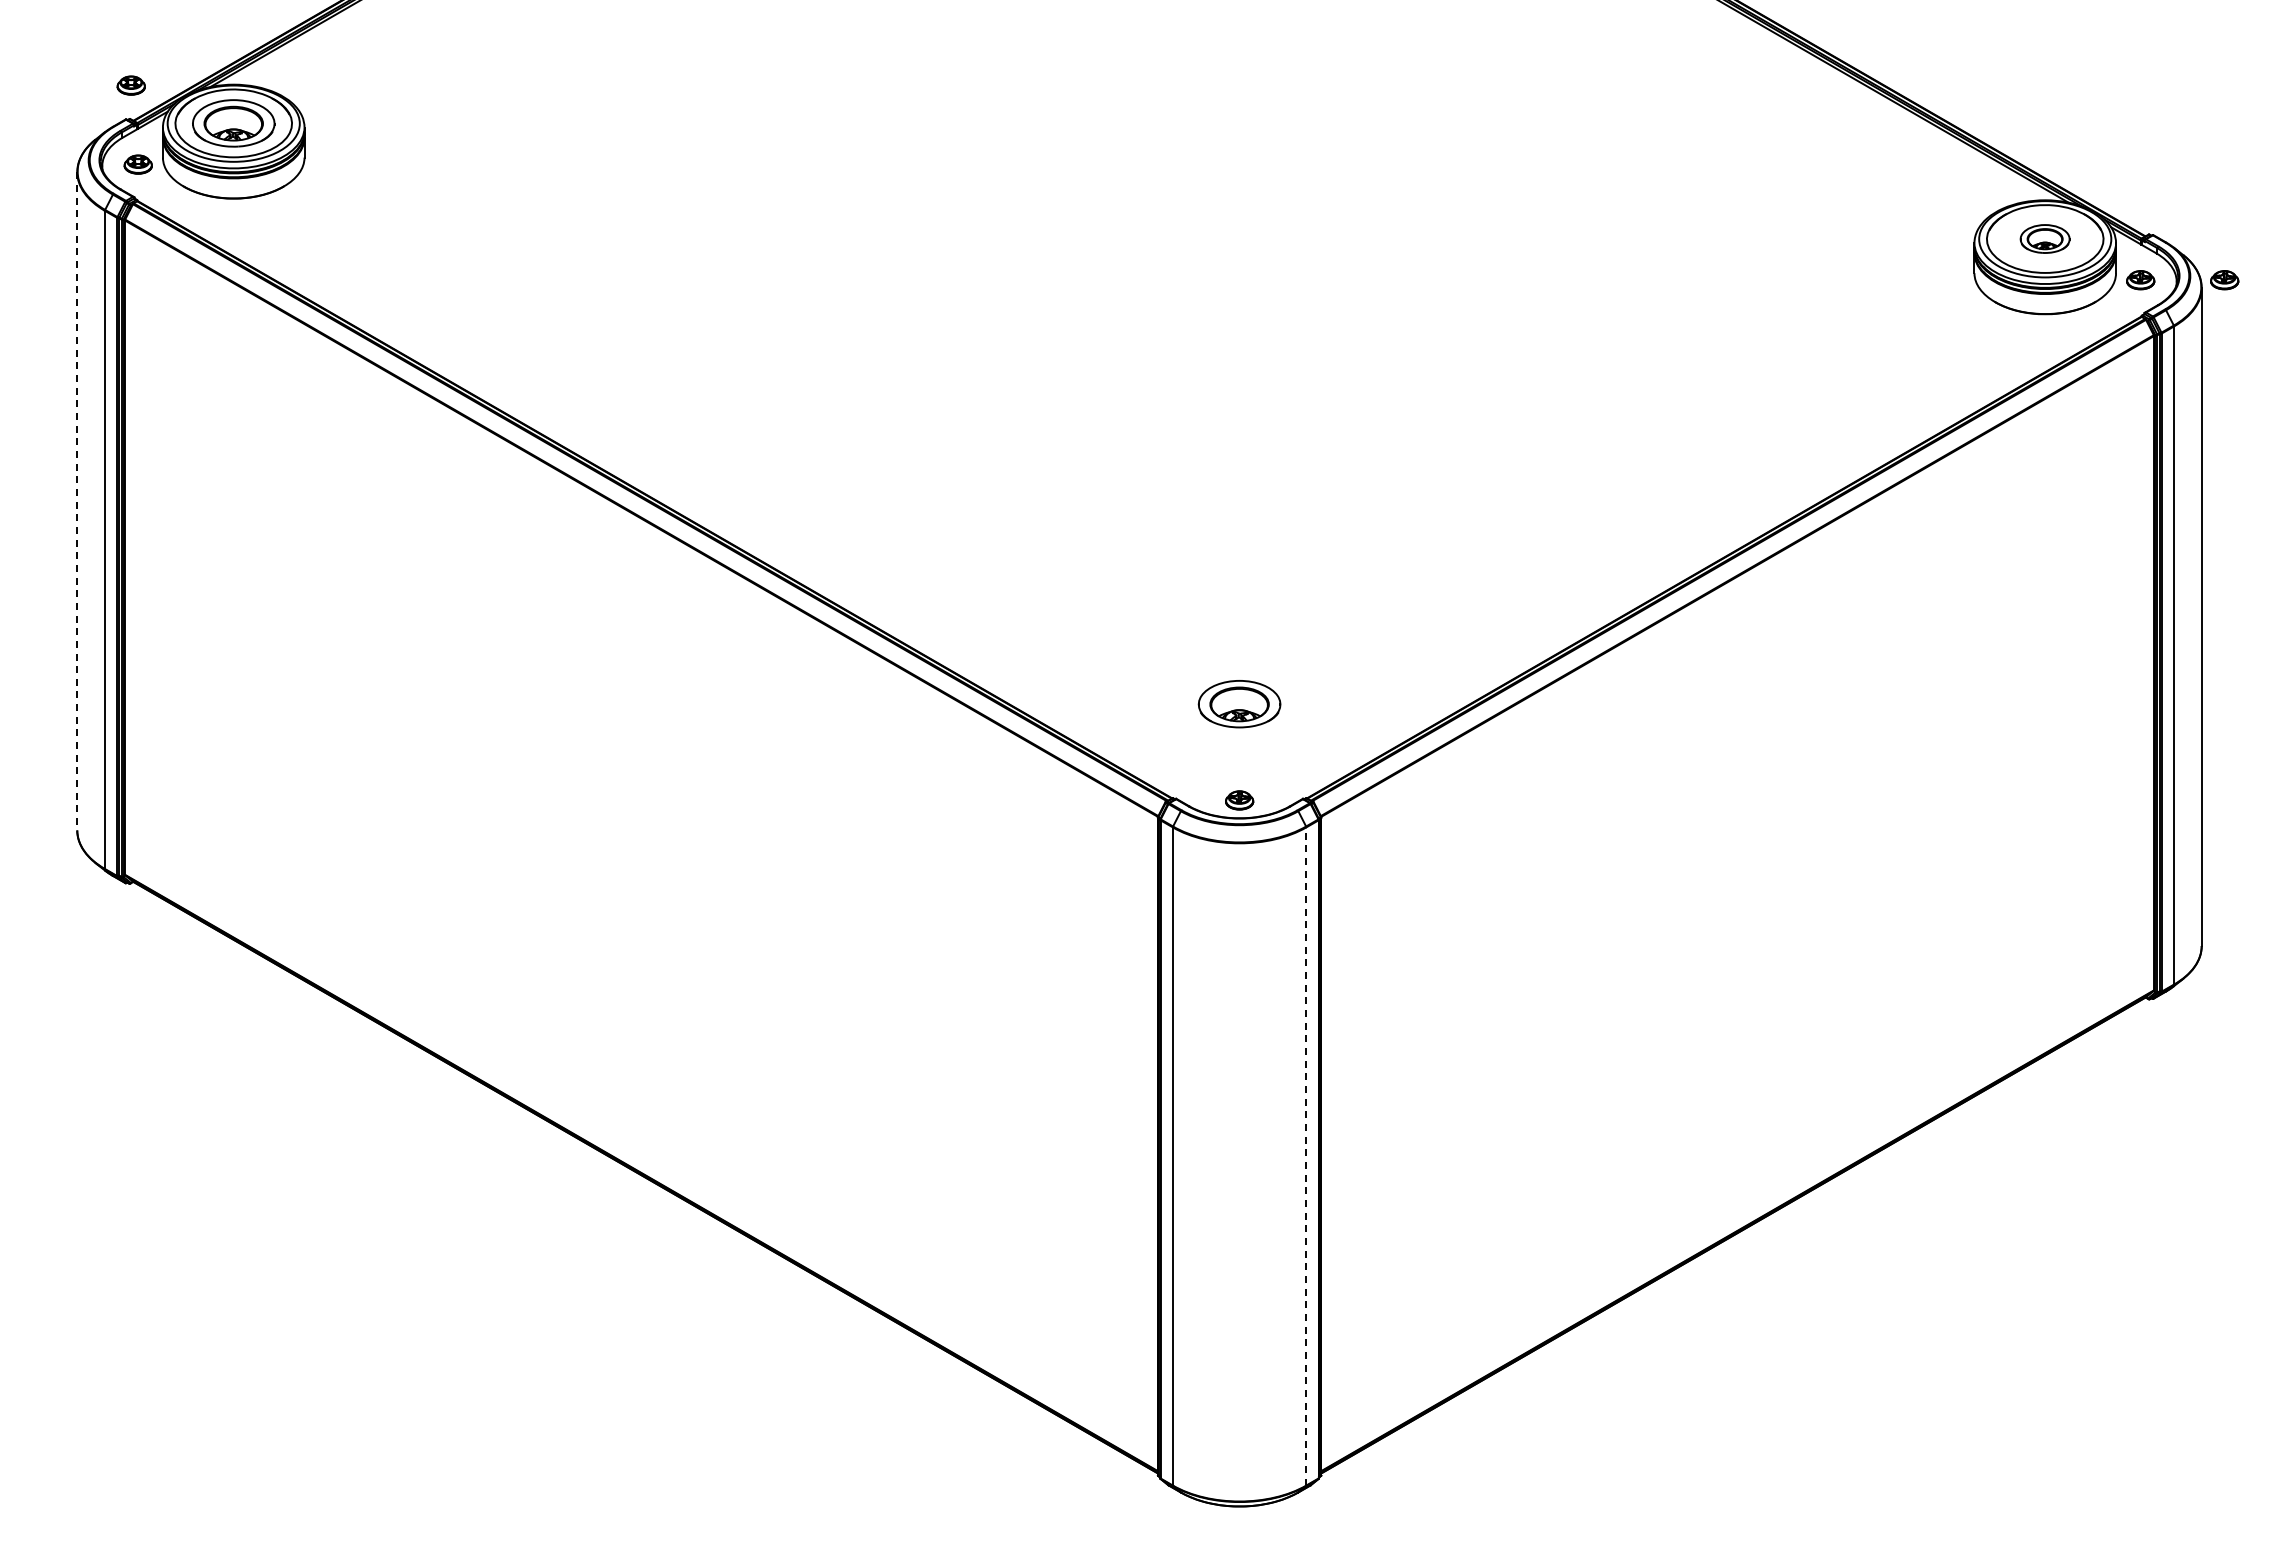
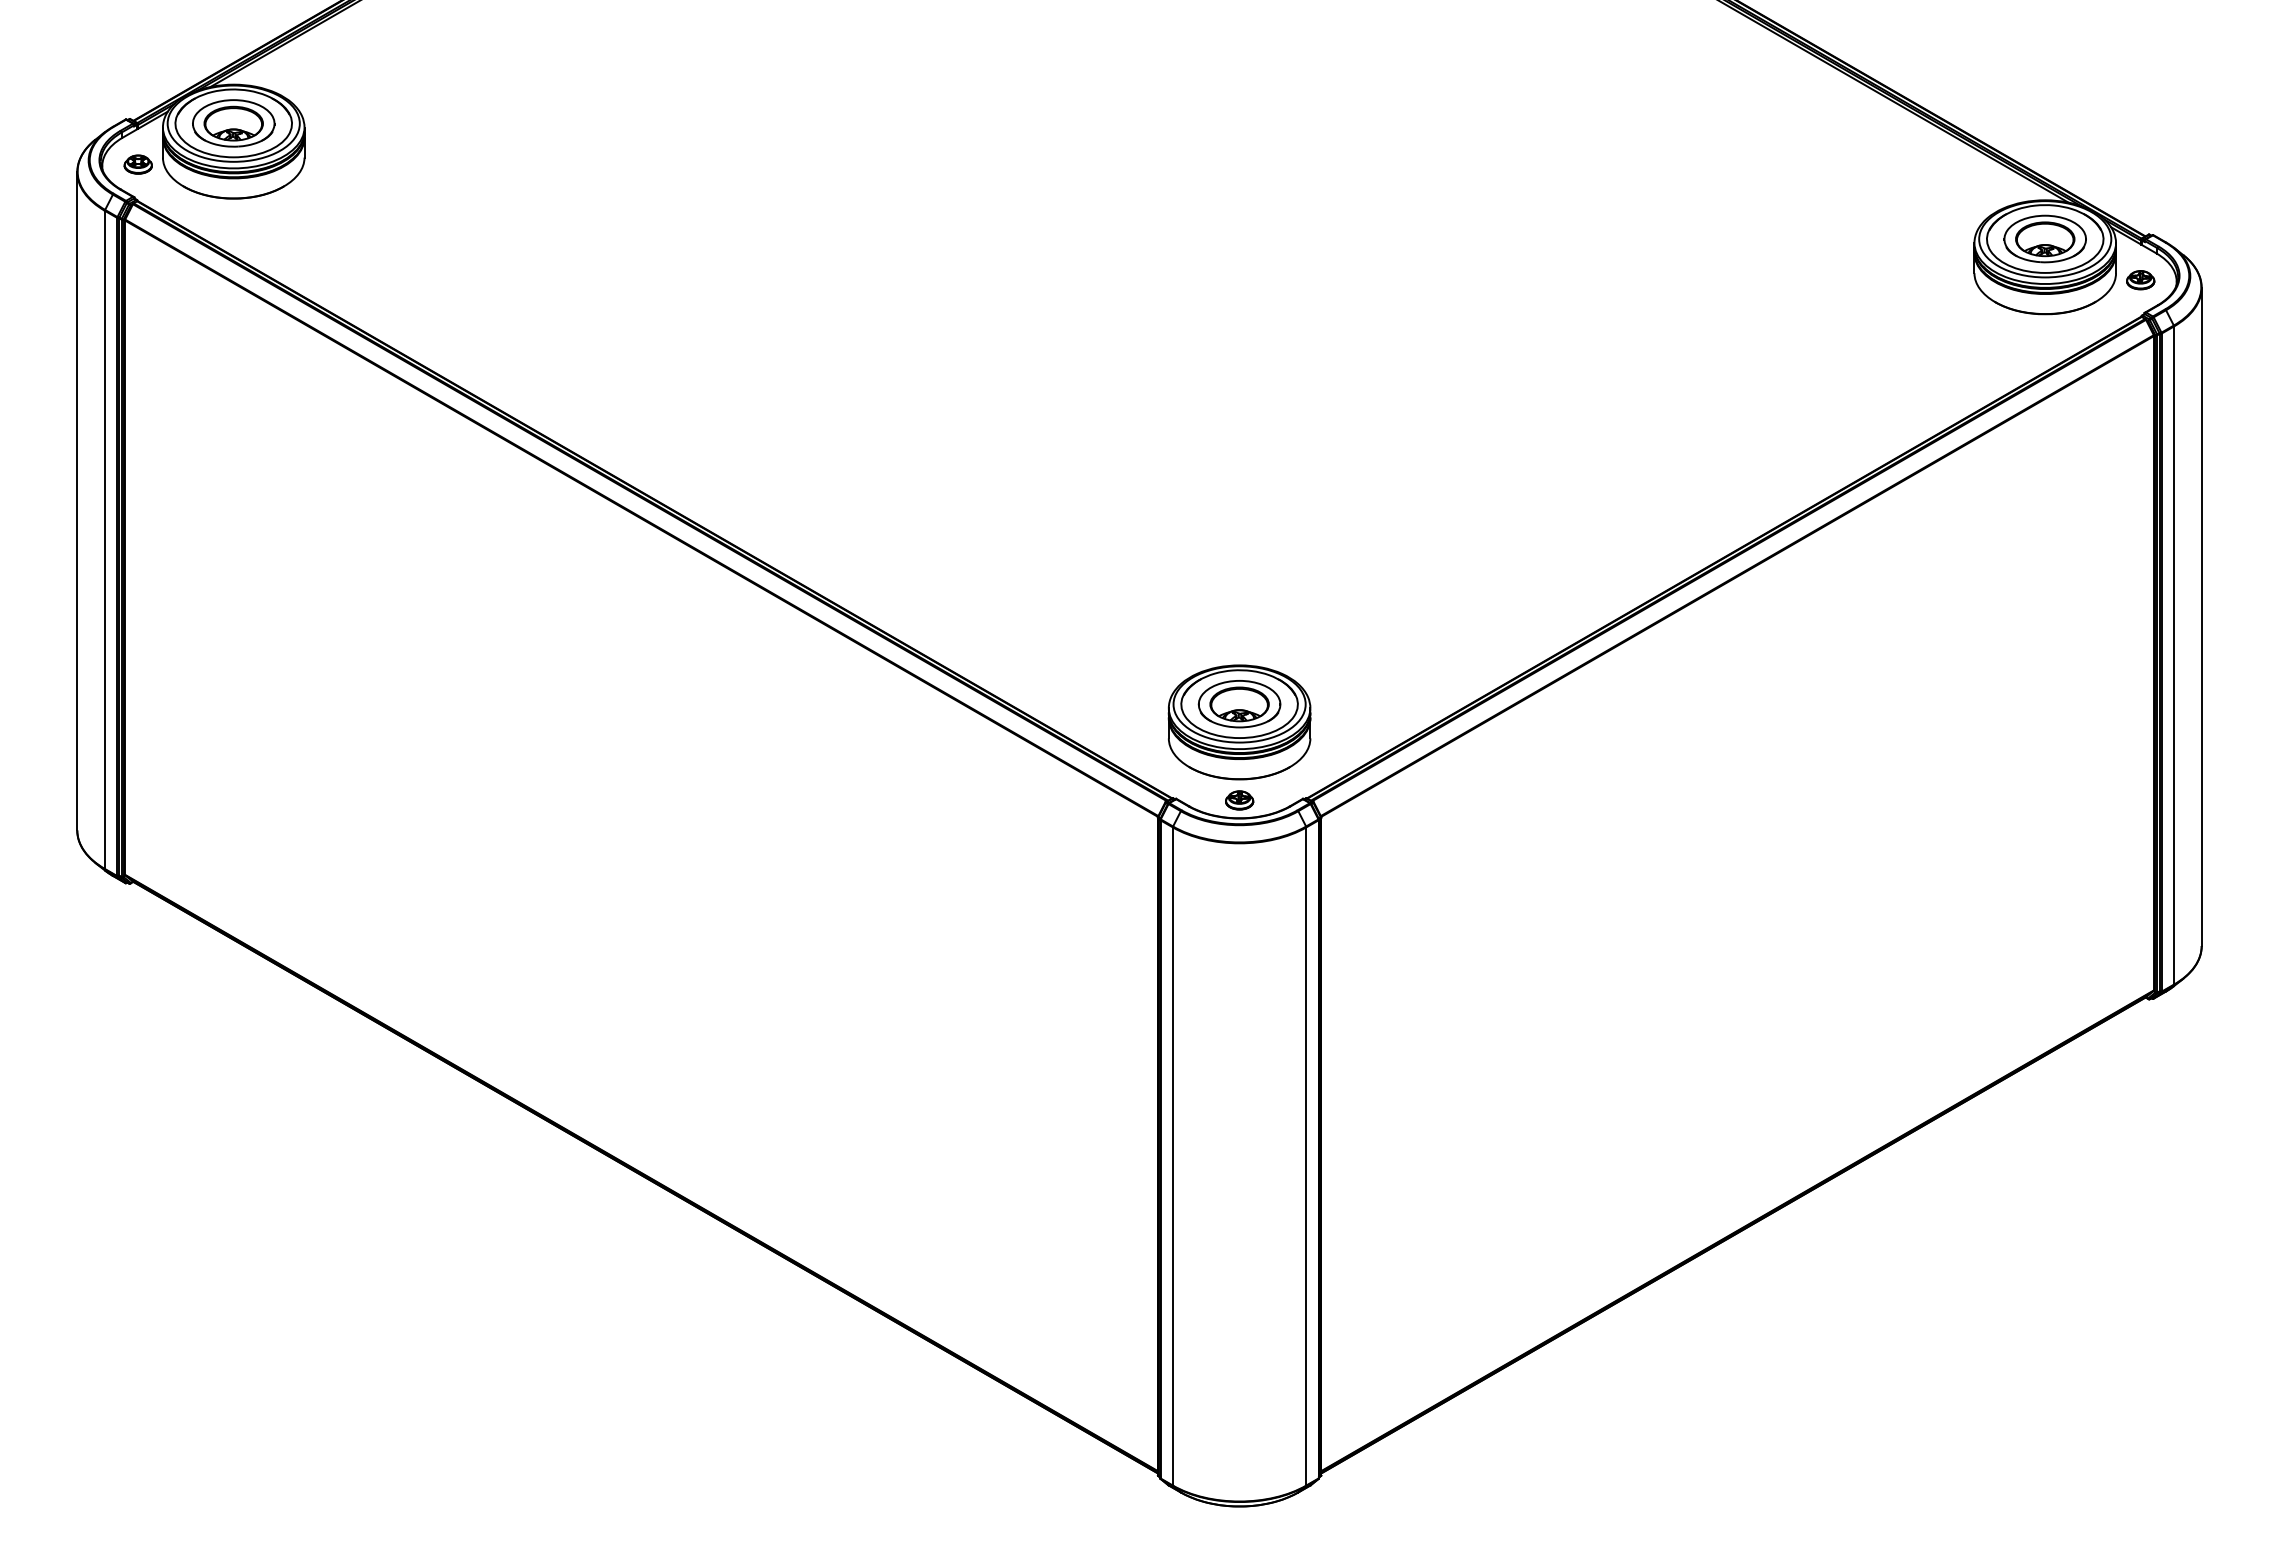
part: present -> none (130, 85)
part size: 52x30 px -> 84x50 px (2044, 238)
part: present -> none (2224, 280)
line: dashed -> solid (77, 501)
part: none -> present (1239, 722)
line: dashed -> solid (1306, 1155)
